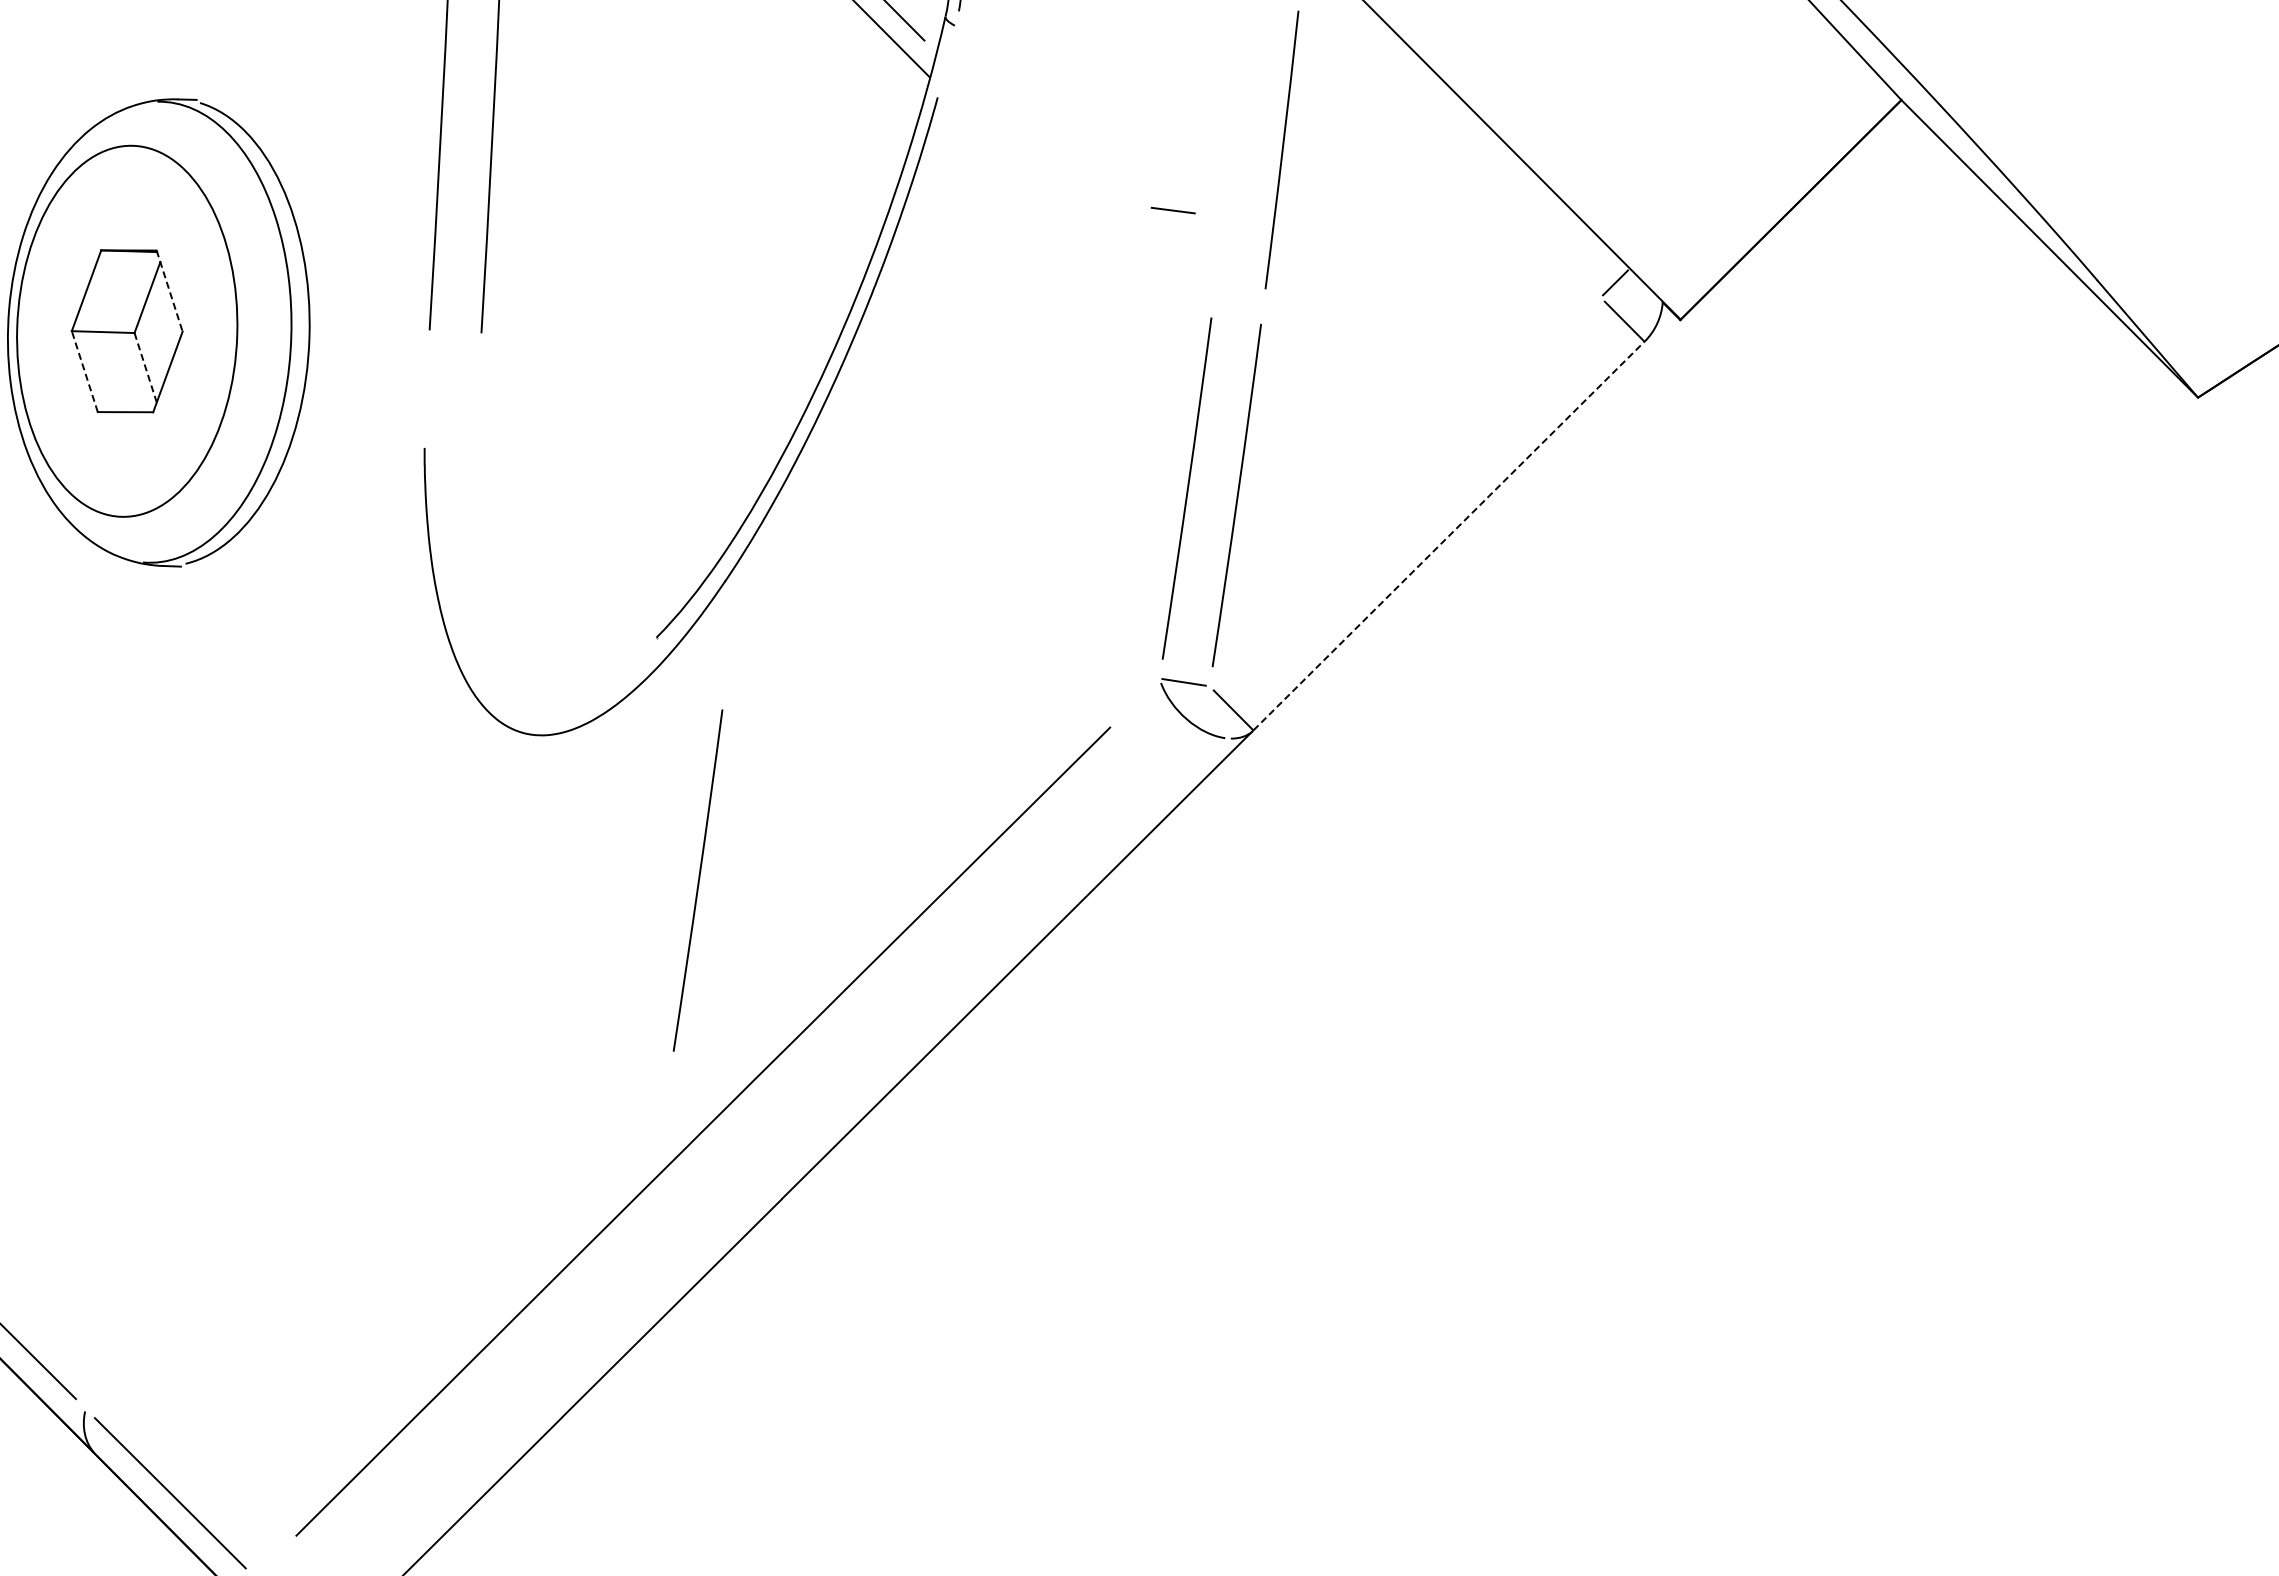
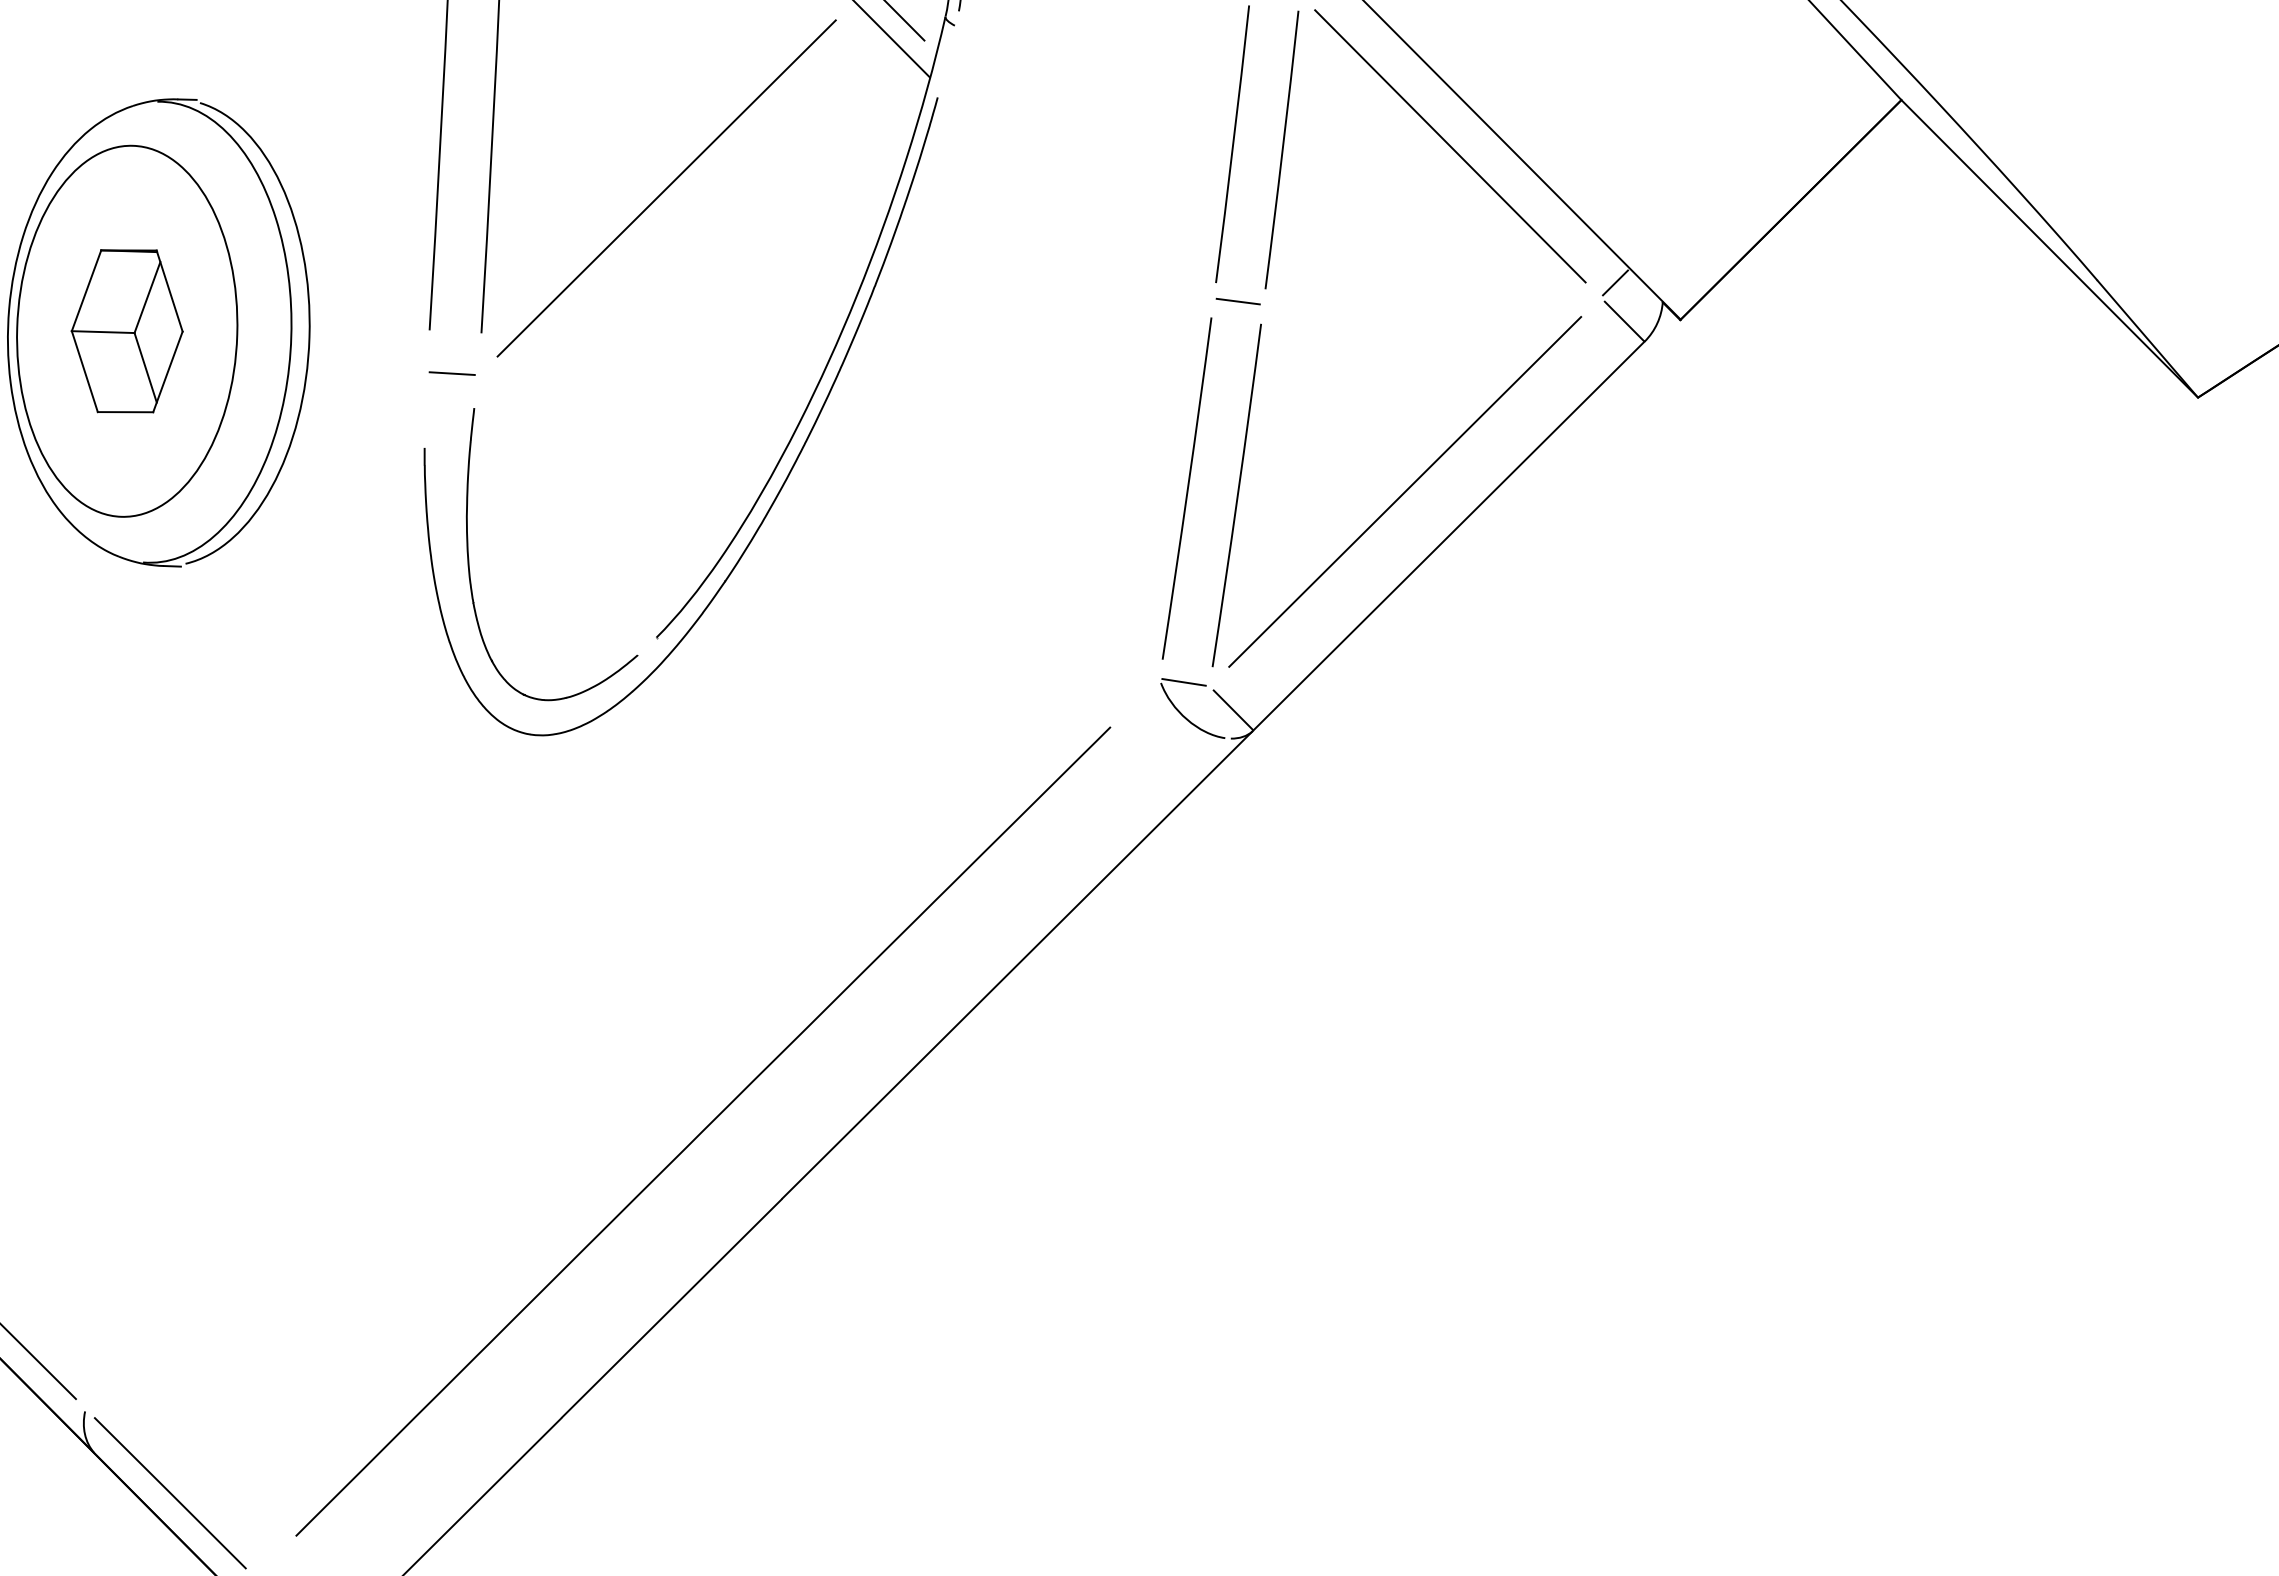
line: none -> present (1232, 144)
line: none -> present (1450, 146)
line: none -> present (666, 188)
line position: (1172, 210) -> (1237, 301) (1237, 301)
line: dashed -> solid (169, 291)
line: dashed -> solid (145, 367)
line: dashed -> solid (84, 371)
line: none -> present (451, 373)
line: none -> present (1405, 491)
line: dashed -> solid (1449, 535)
curve: none -> present (469, 558)
line: present -> none (698, 880)
